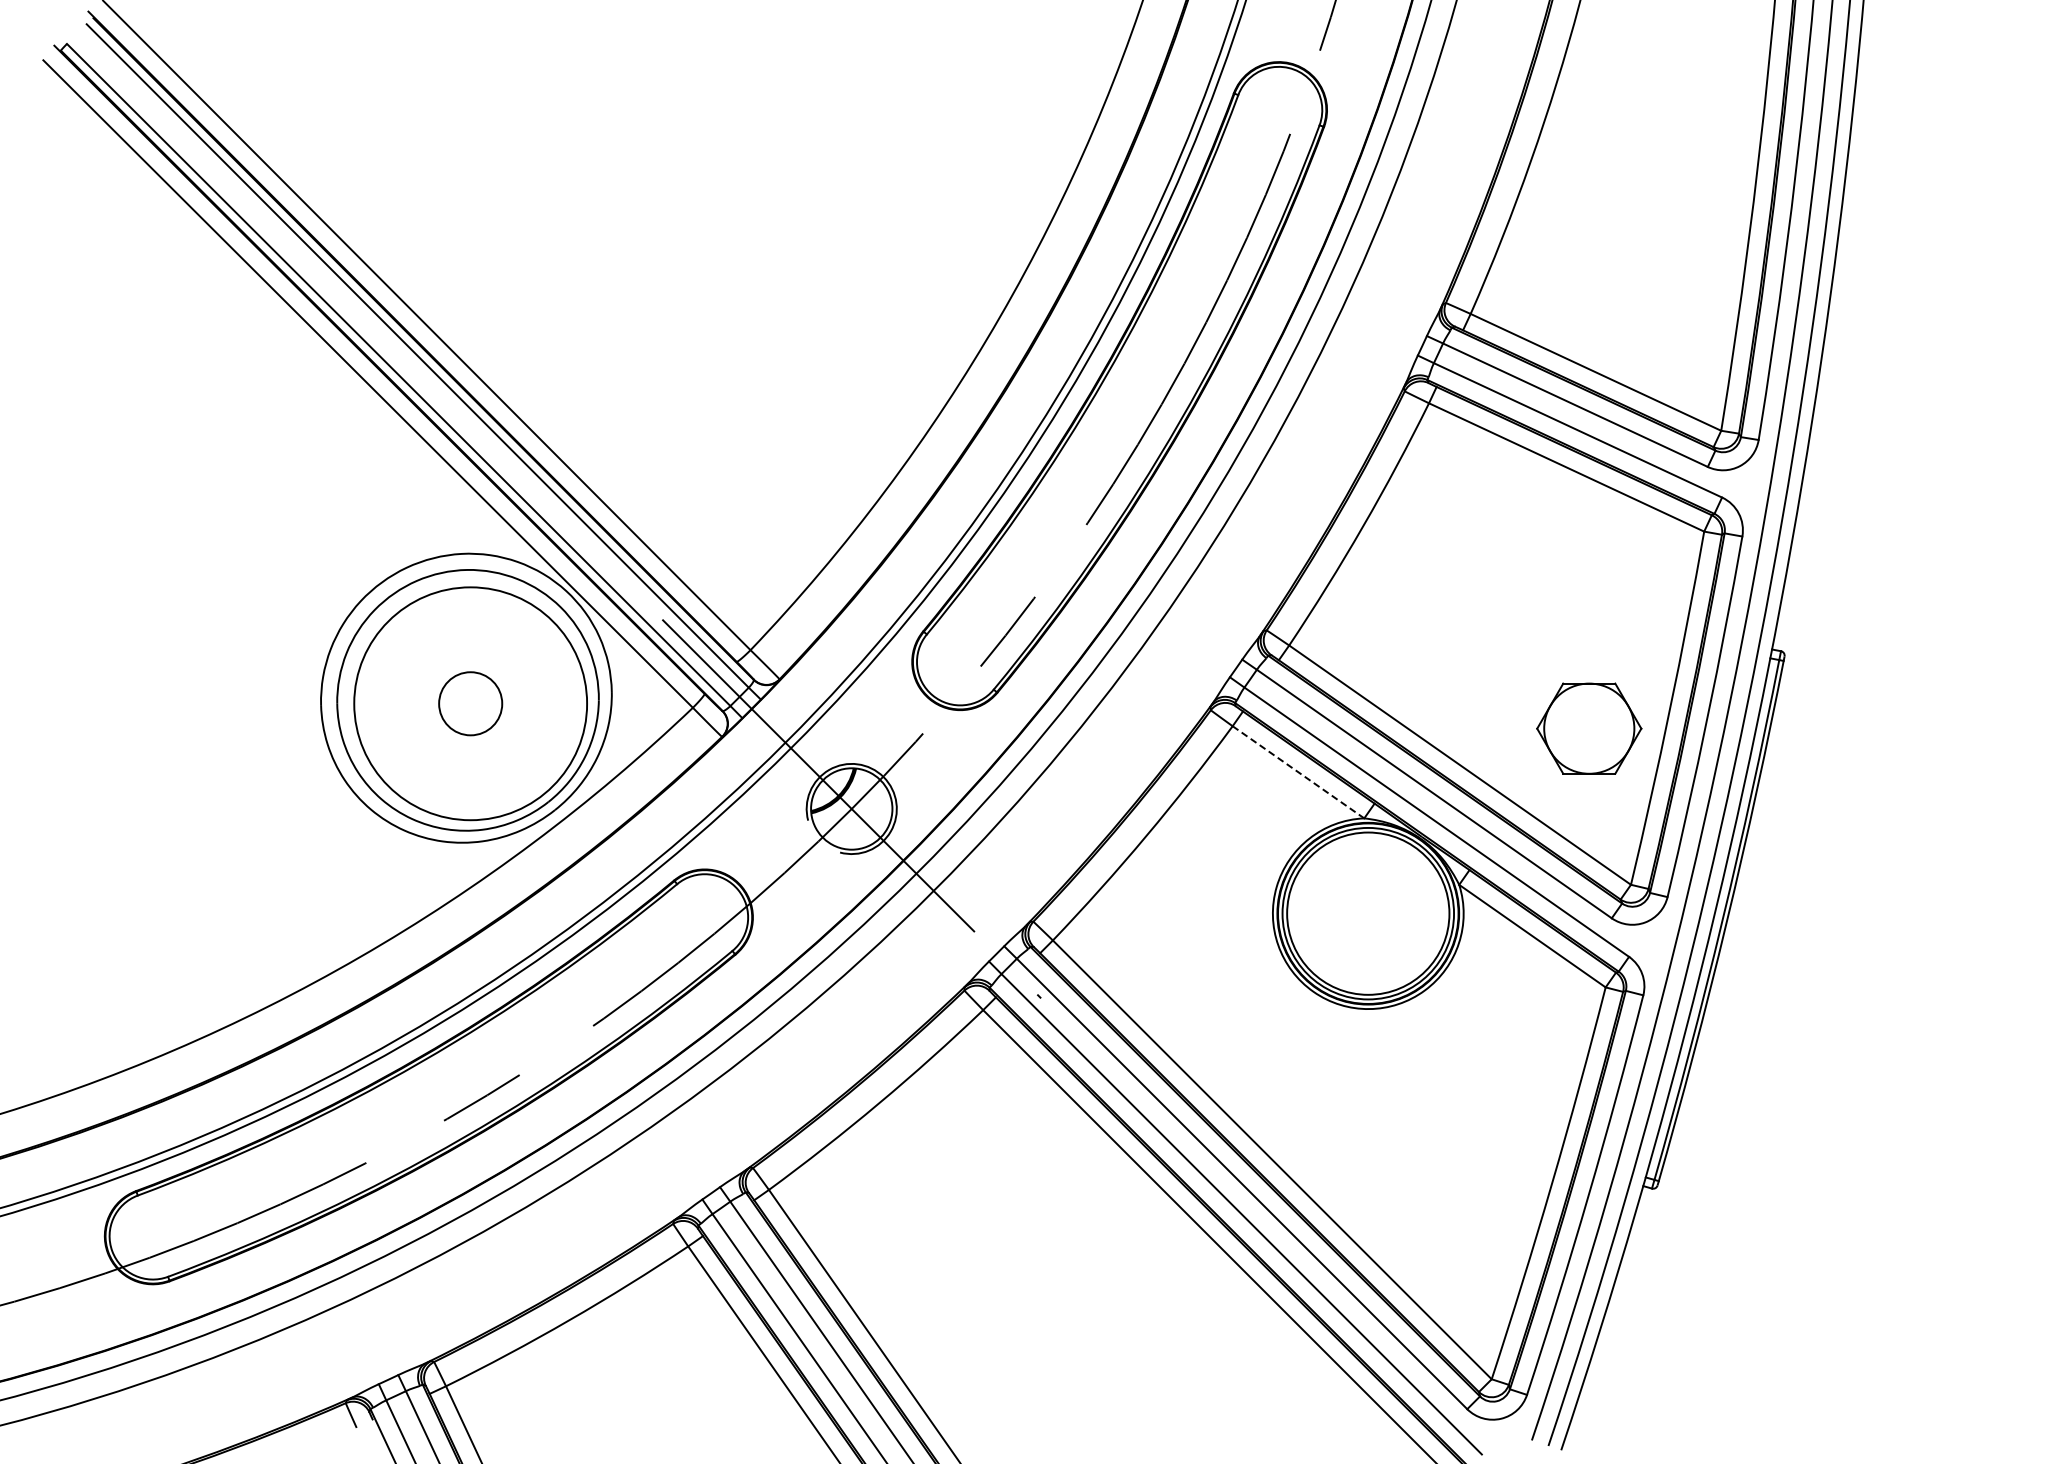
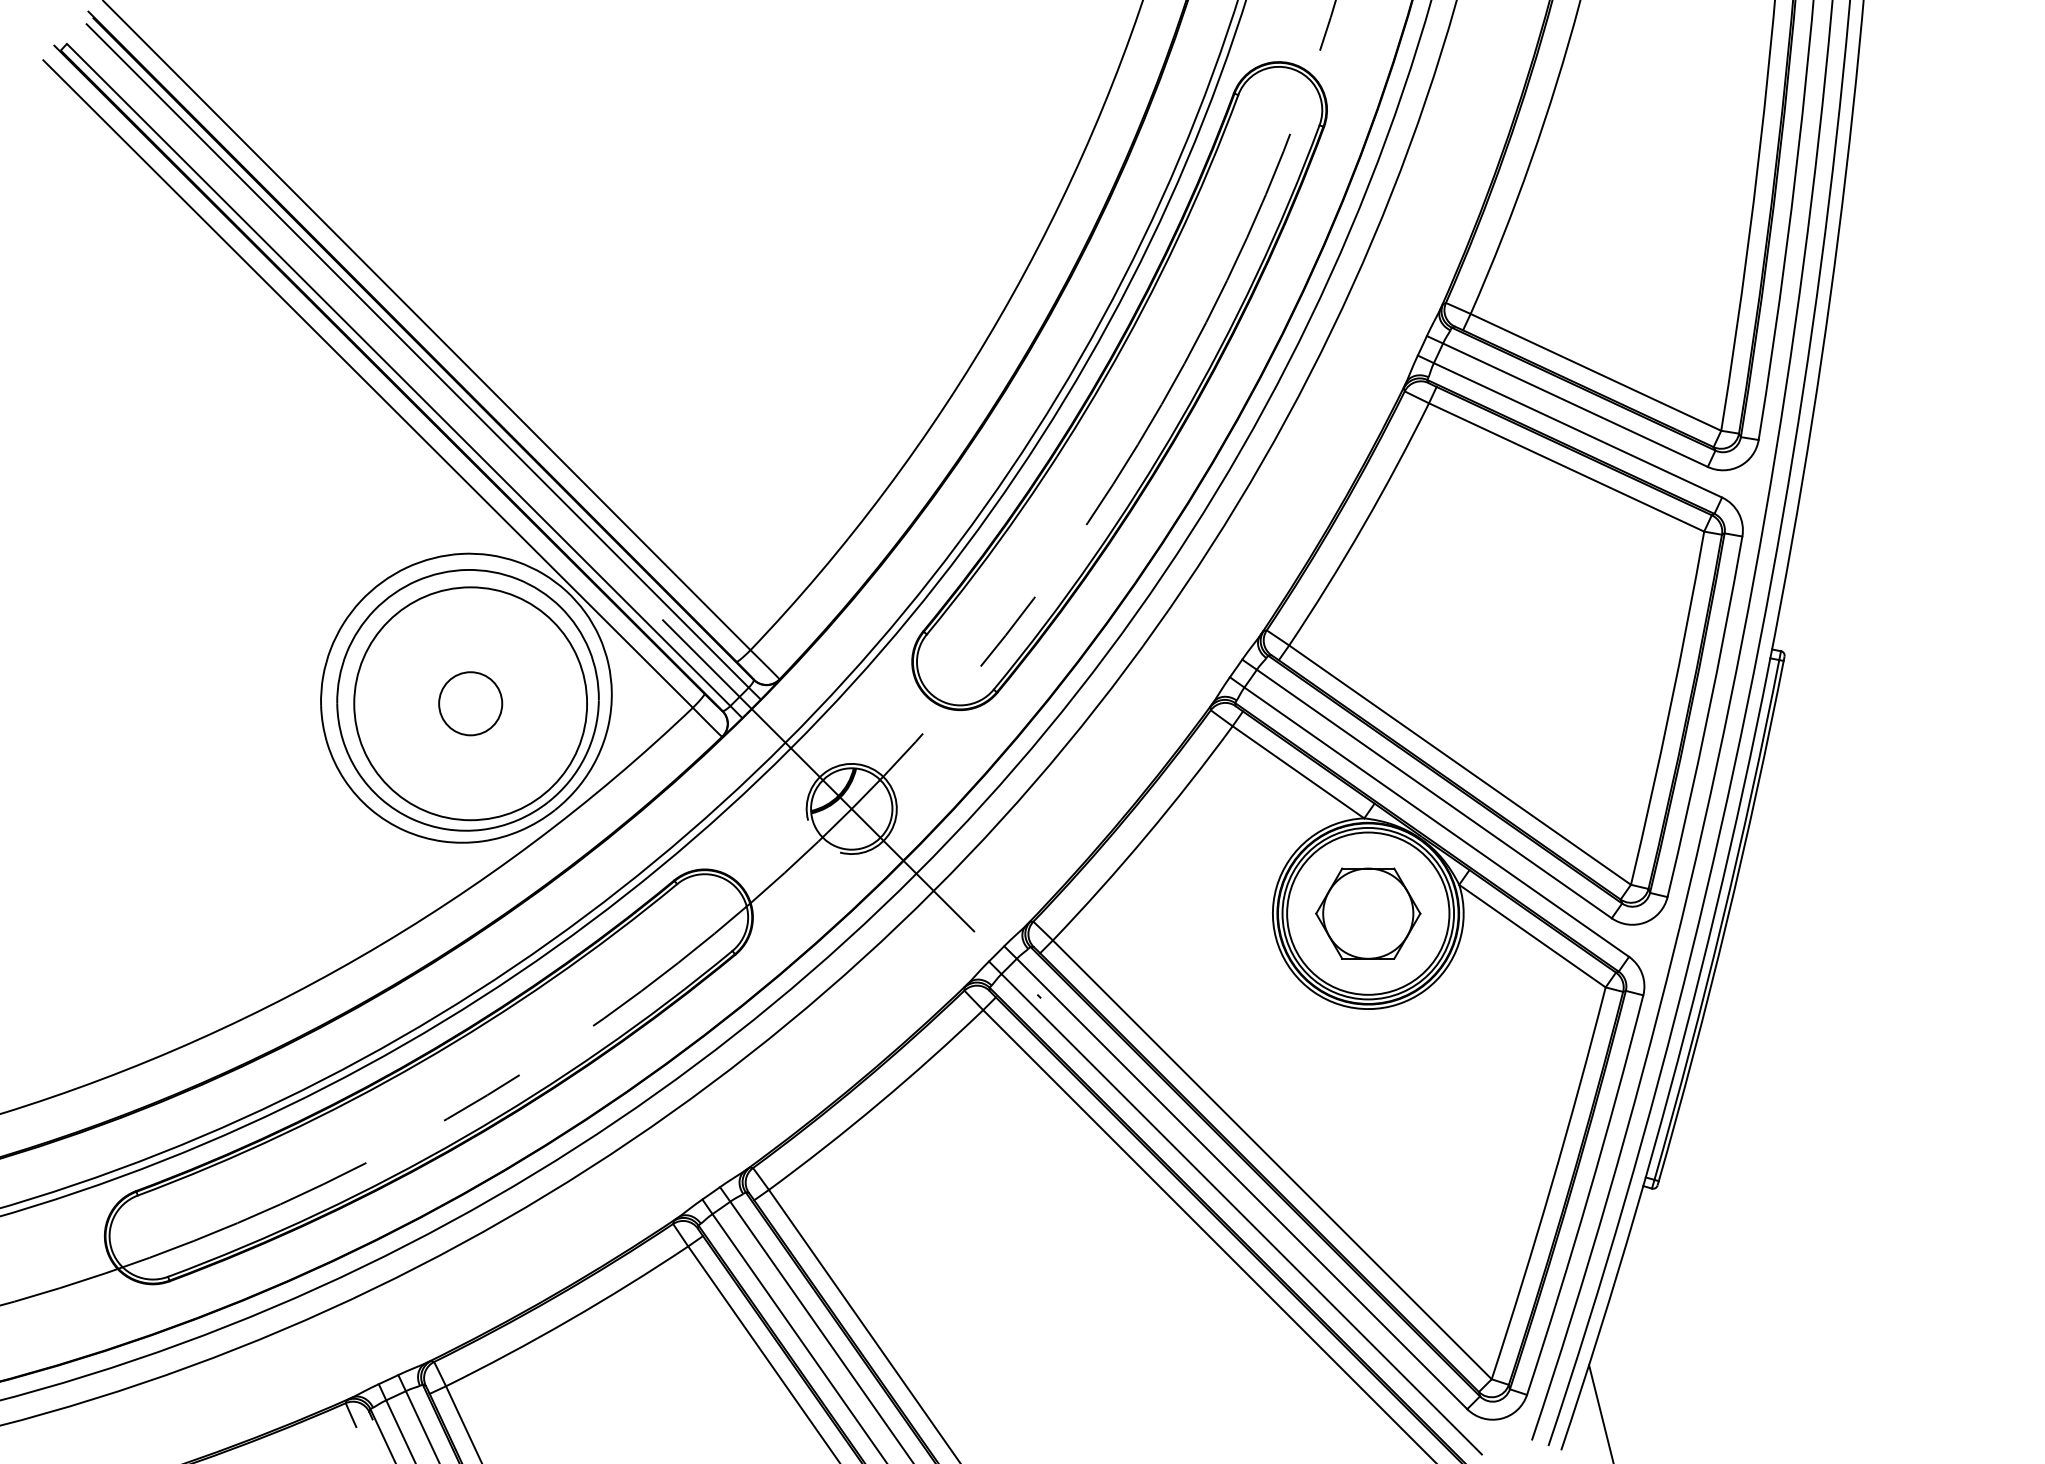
part position: (1589, 728) -> (1368, 913) (1368, 913)
line: dashed -> solid (1298, 772)
line: none -> present (1600, 1412)
